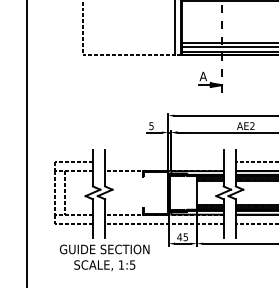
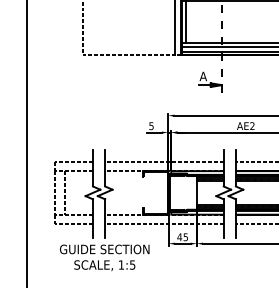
line: none -> present (185, 22)
line: none -> present (164, 161)
